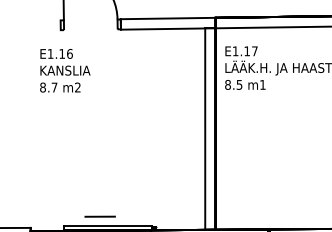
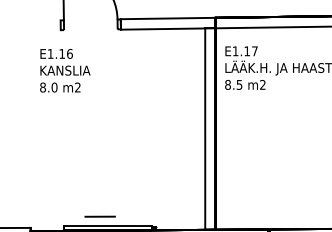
text: m1 -> m2 (262, 84)
text: 8.7 -> 8.0 (54, 87)
